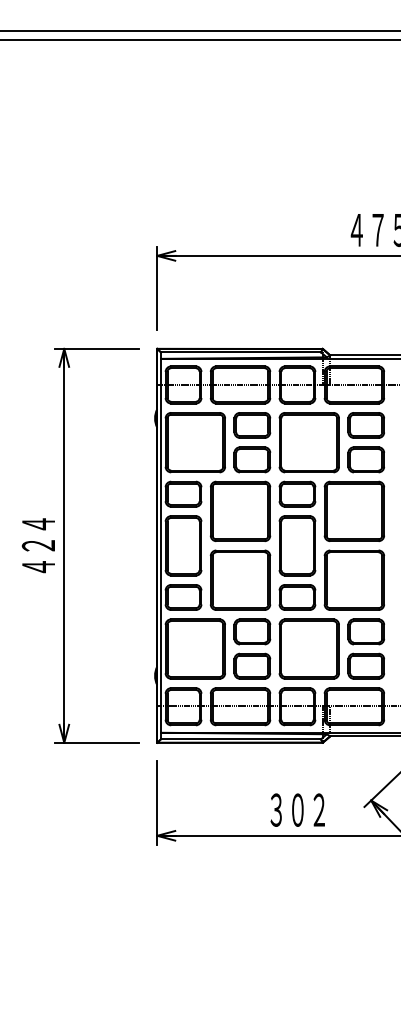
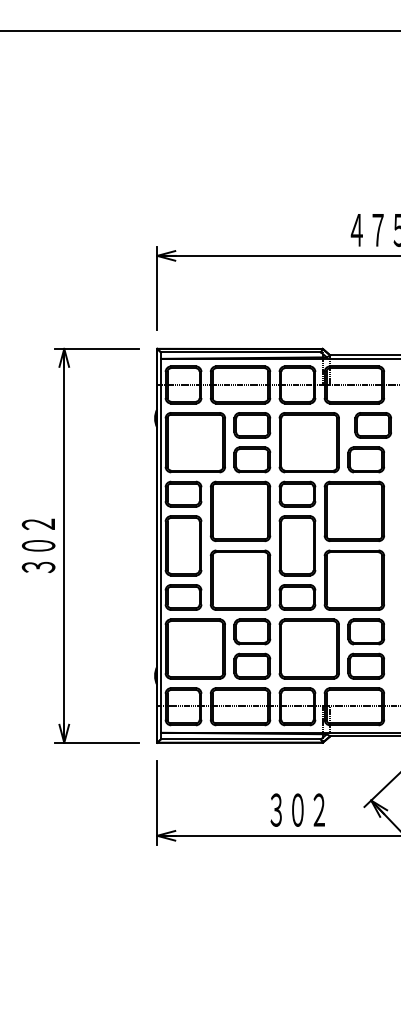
line: present -> none (199, 40)
part position: (365, 425) -> (372, 425) (372, 425)
text: ４２４ -> ３０２ (38, 545)
